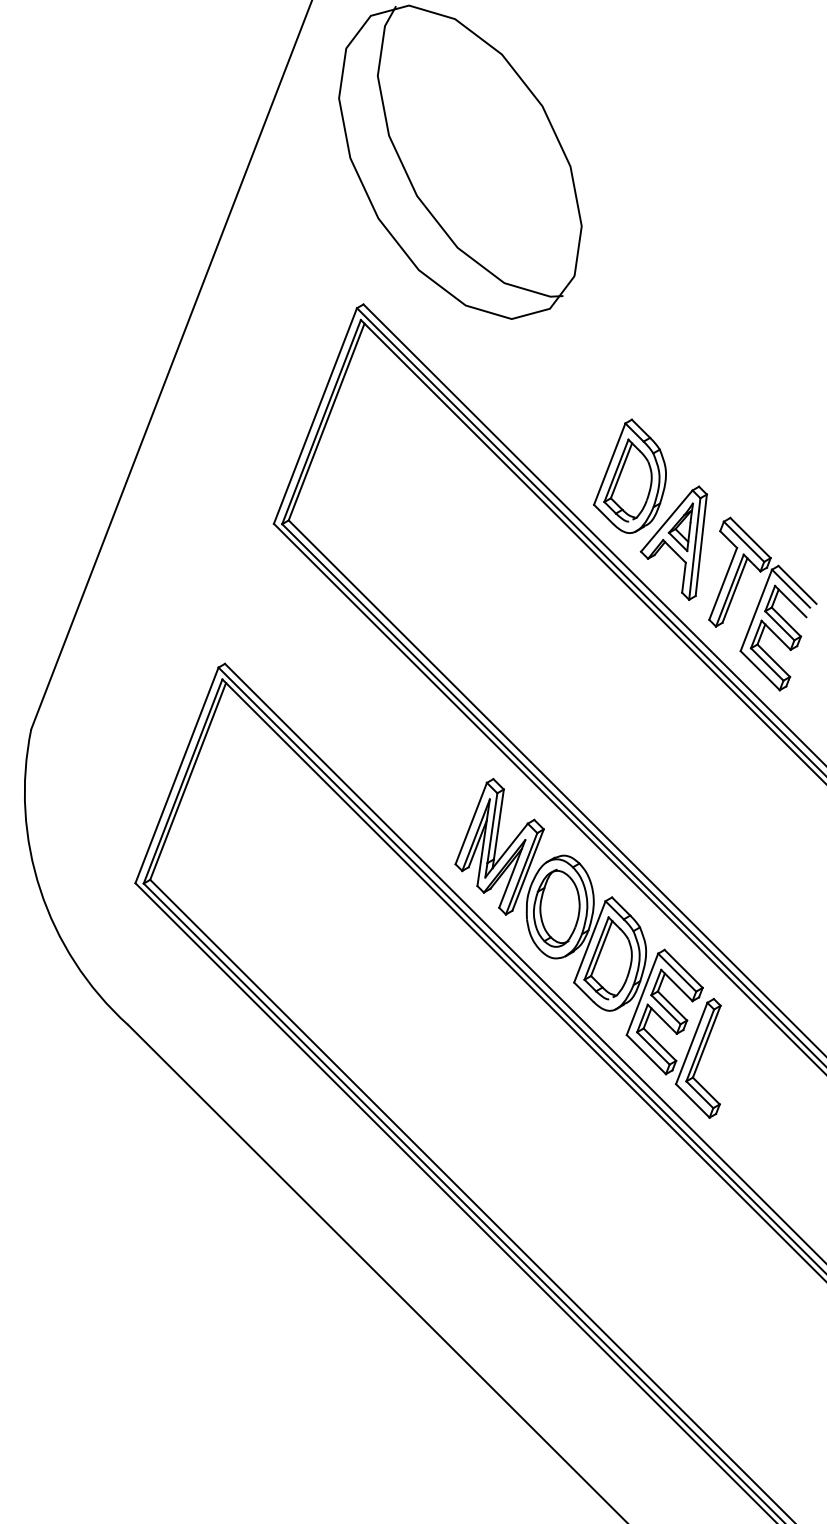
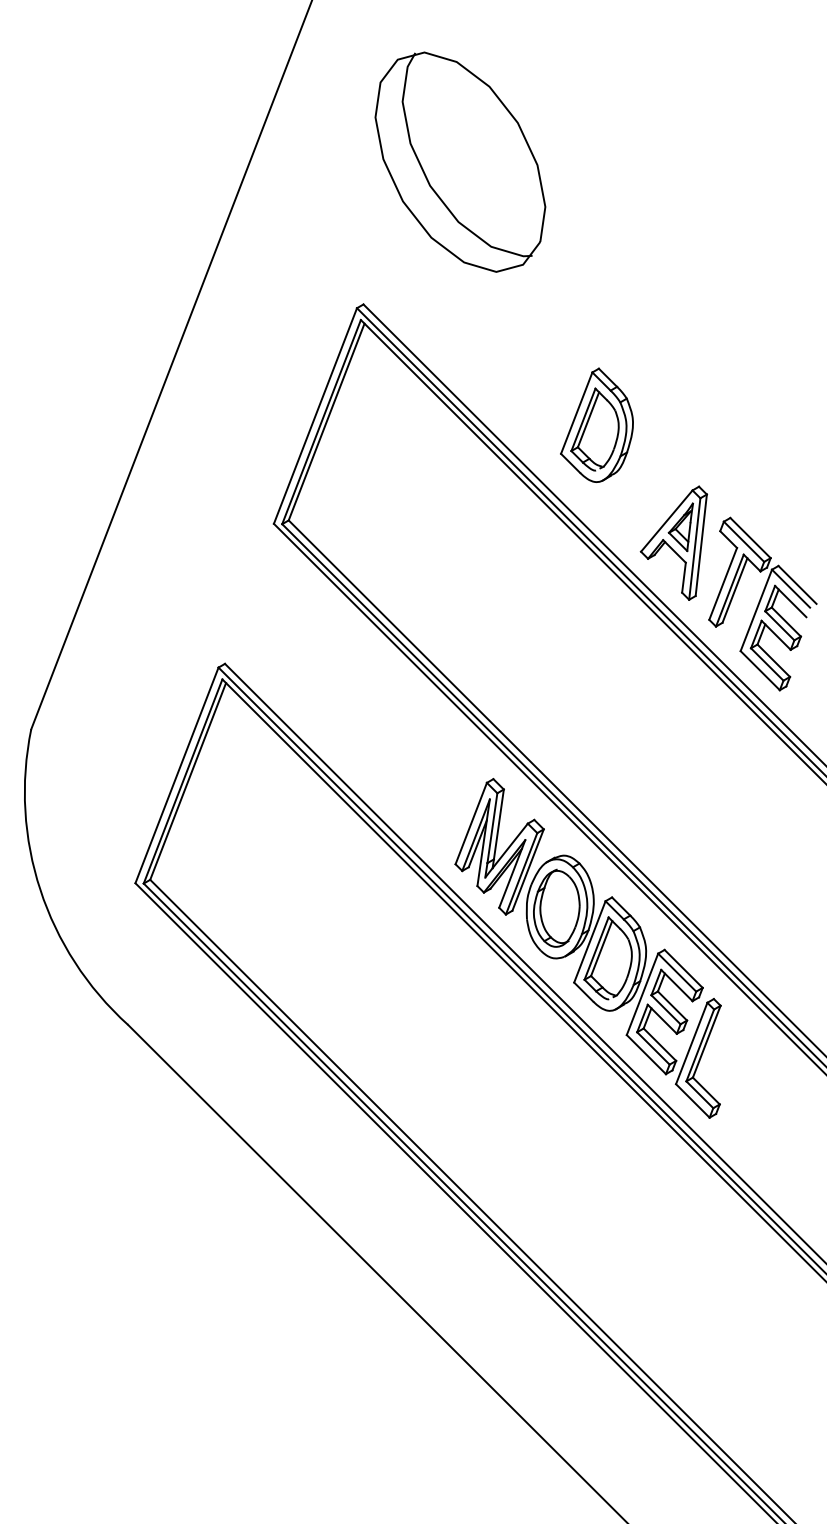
part size: 245x316 px -> 173x222 px (460, 161)
part position: (629, 475) -> (596, 424) (596, 424)
